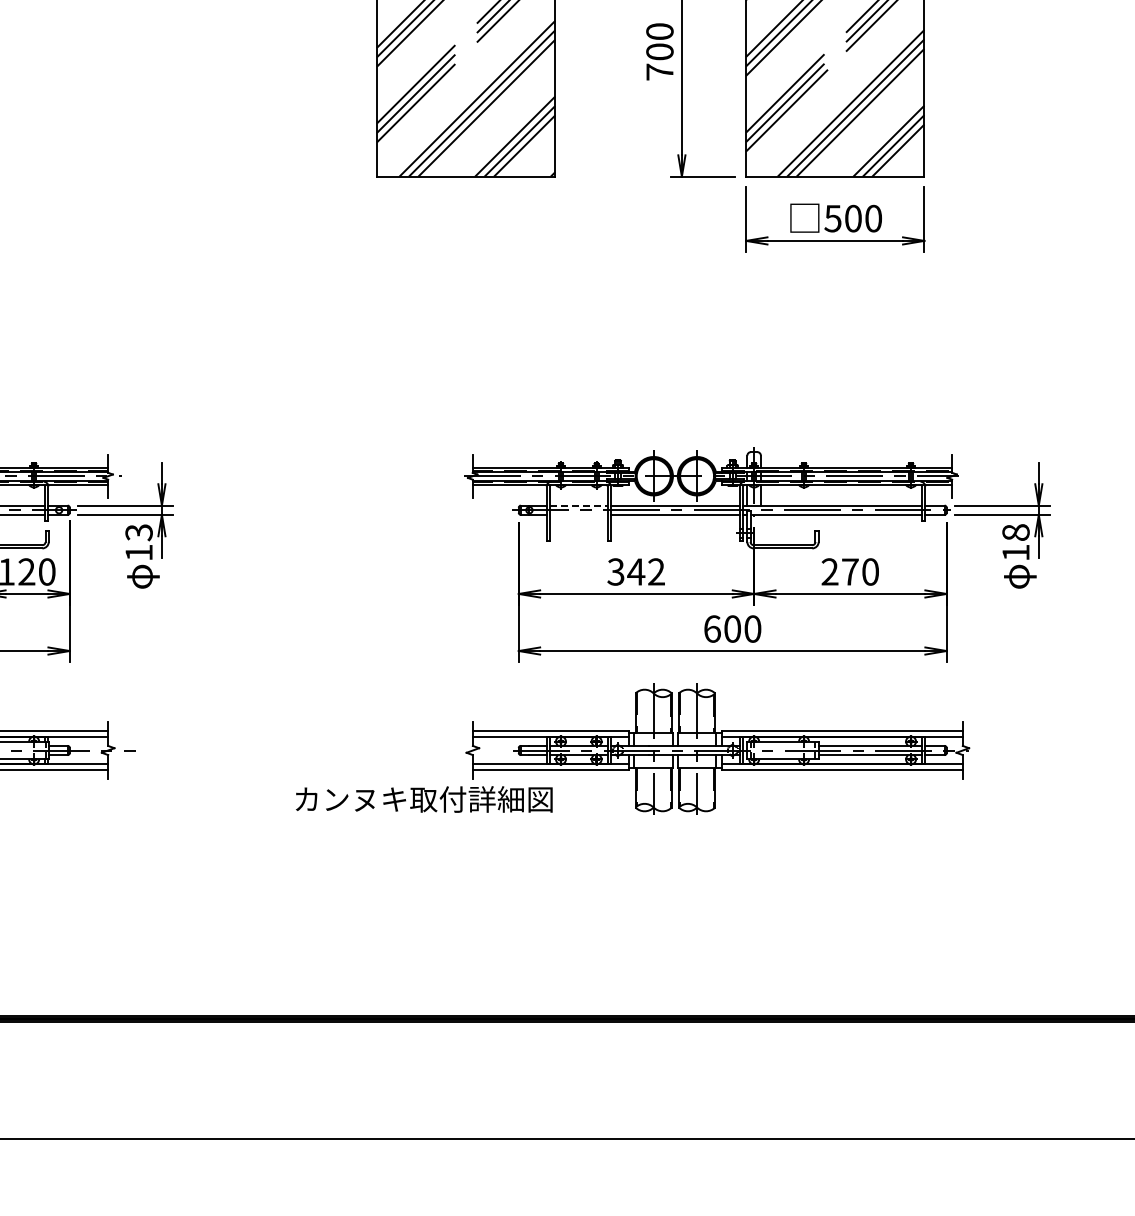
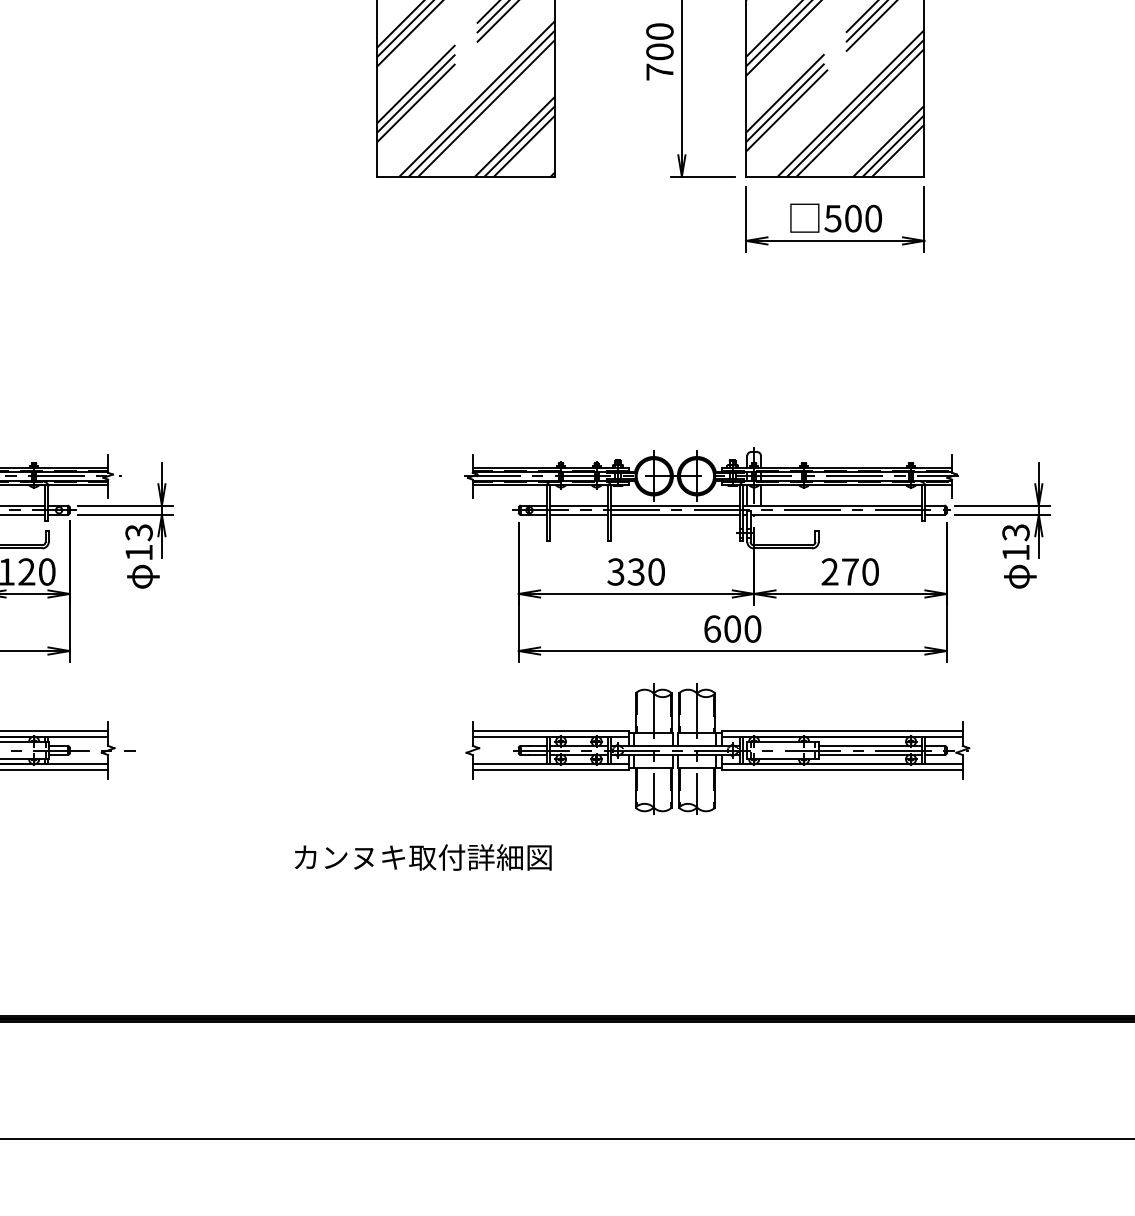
line: dashed -> solid (578, 505)
line: none -> present (578, 514)
text: 18 -> 13 (1015, 532)
text: 342 -> 330 (645, 571)
text position: (424, 799) -> (423, 857) (423, 857)
